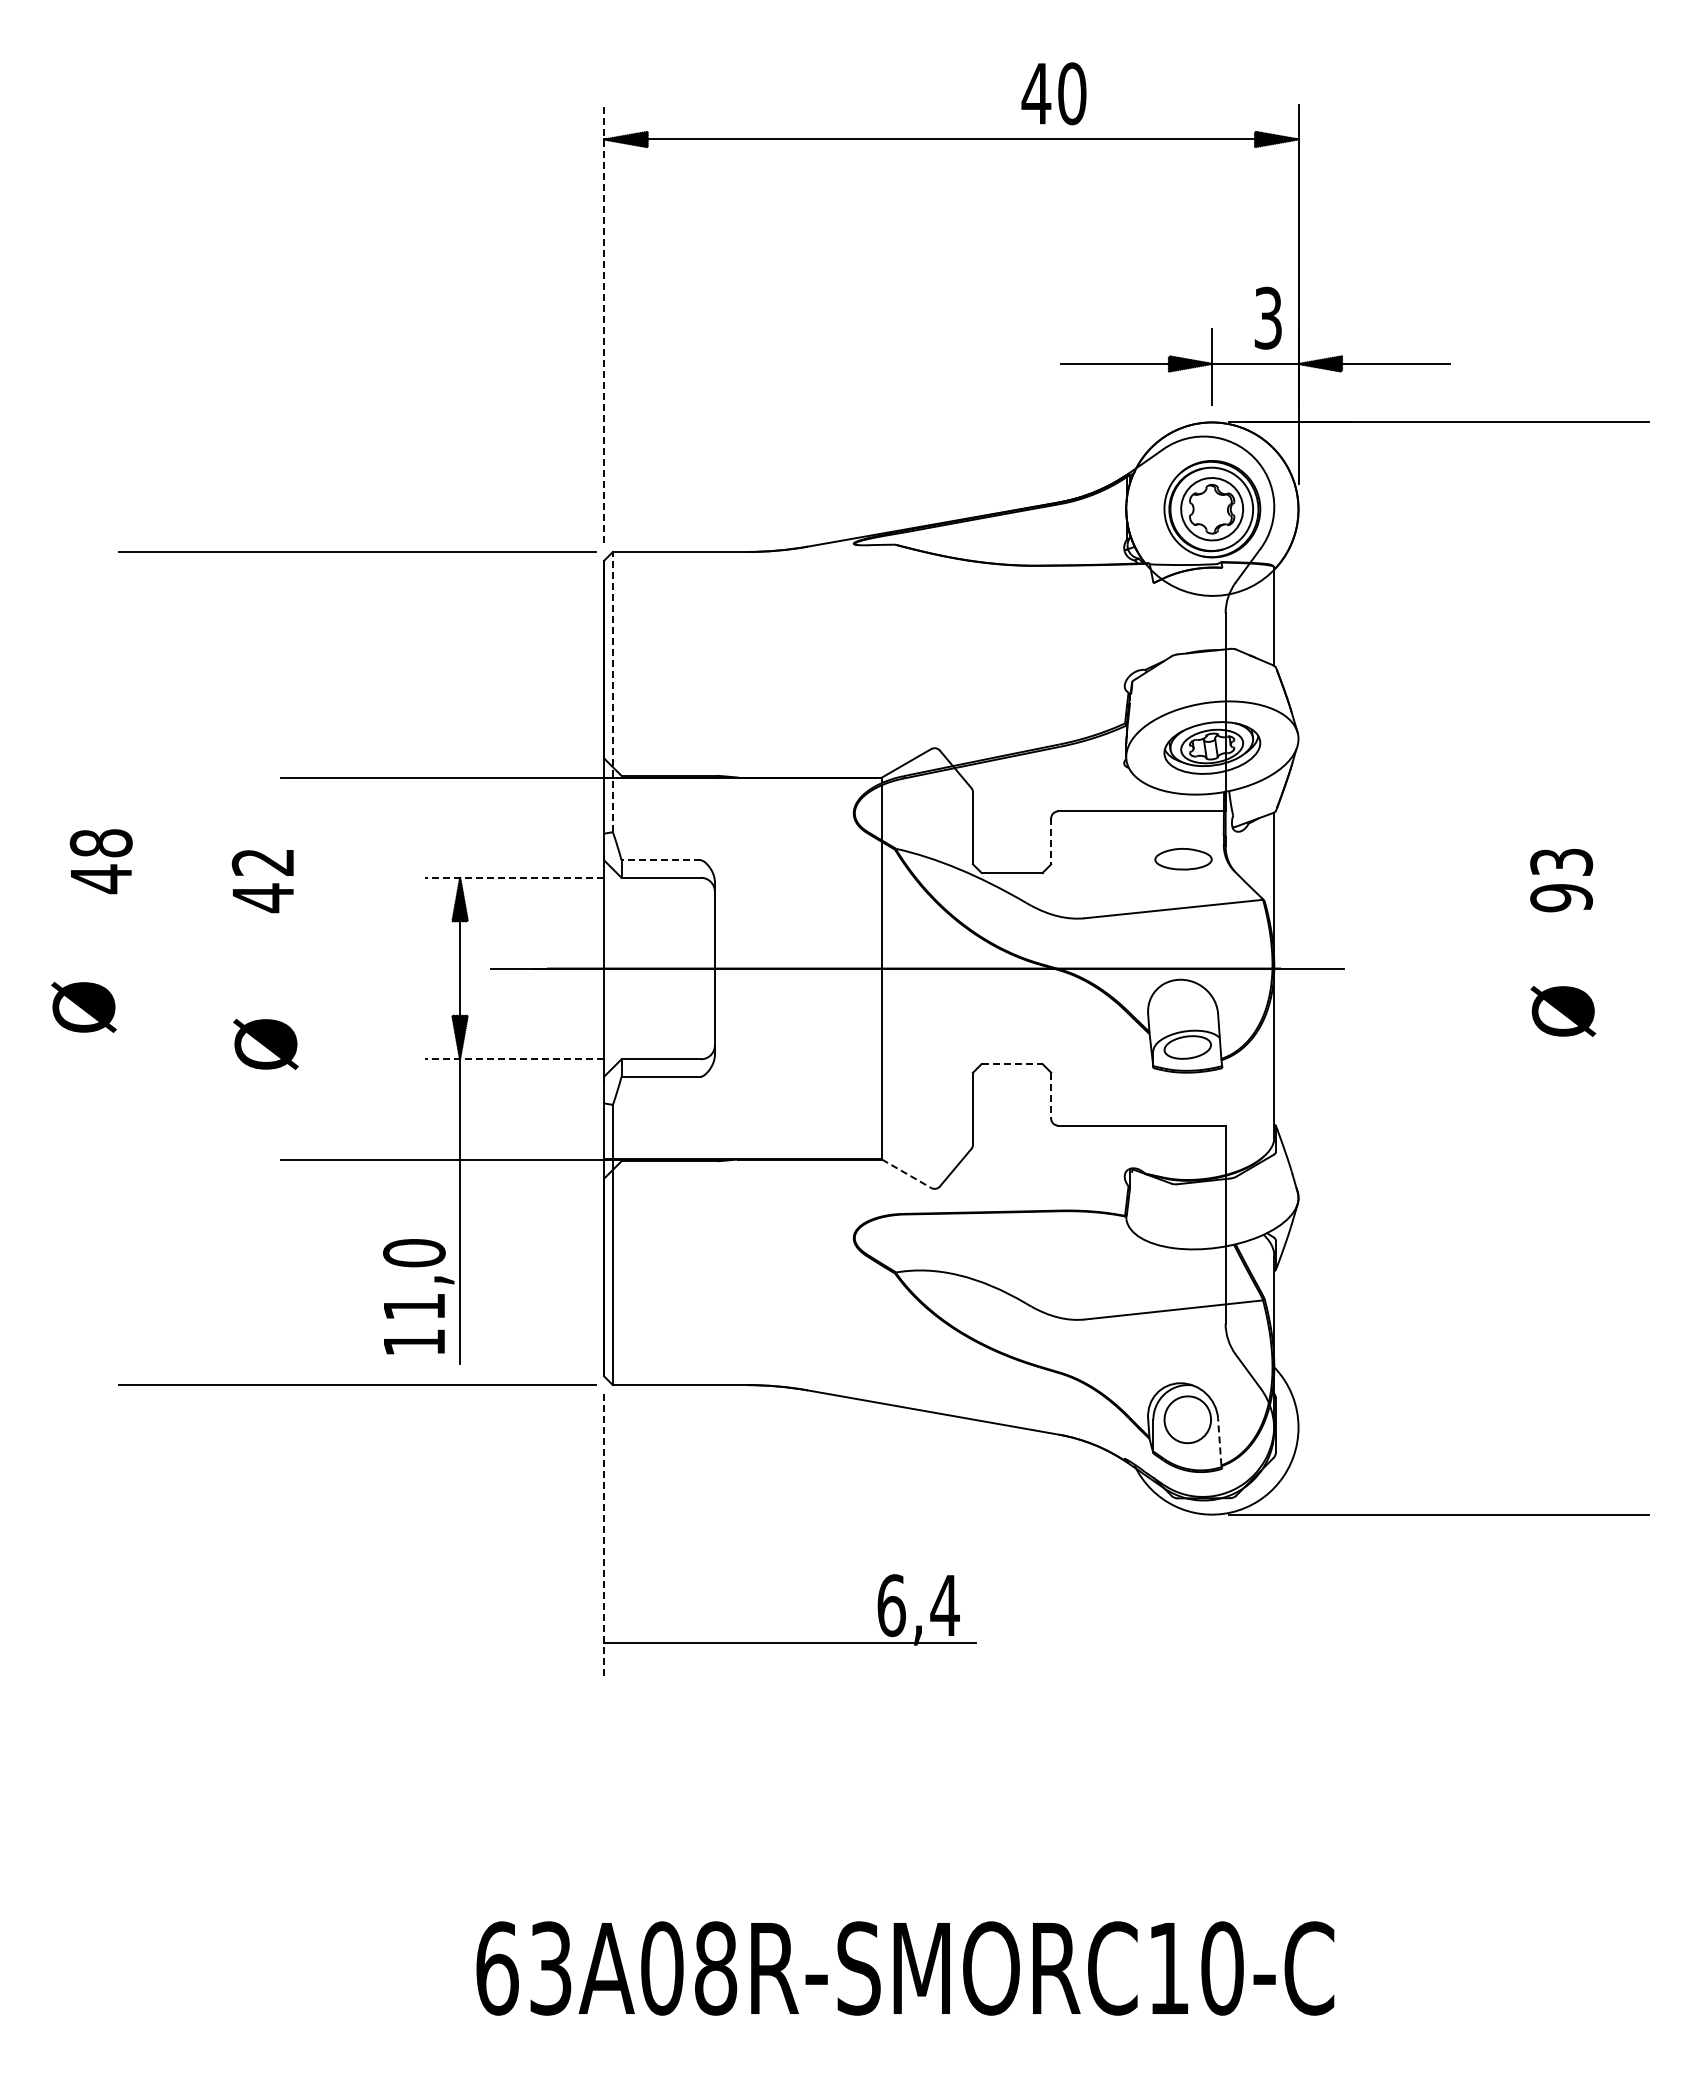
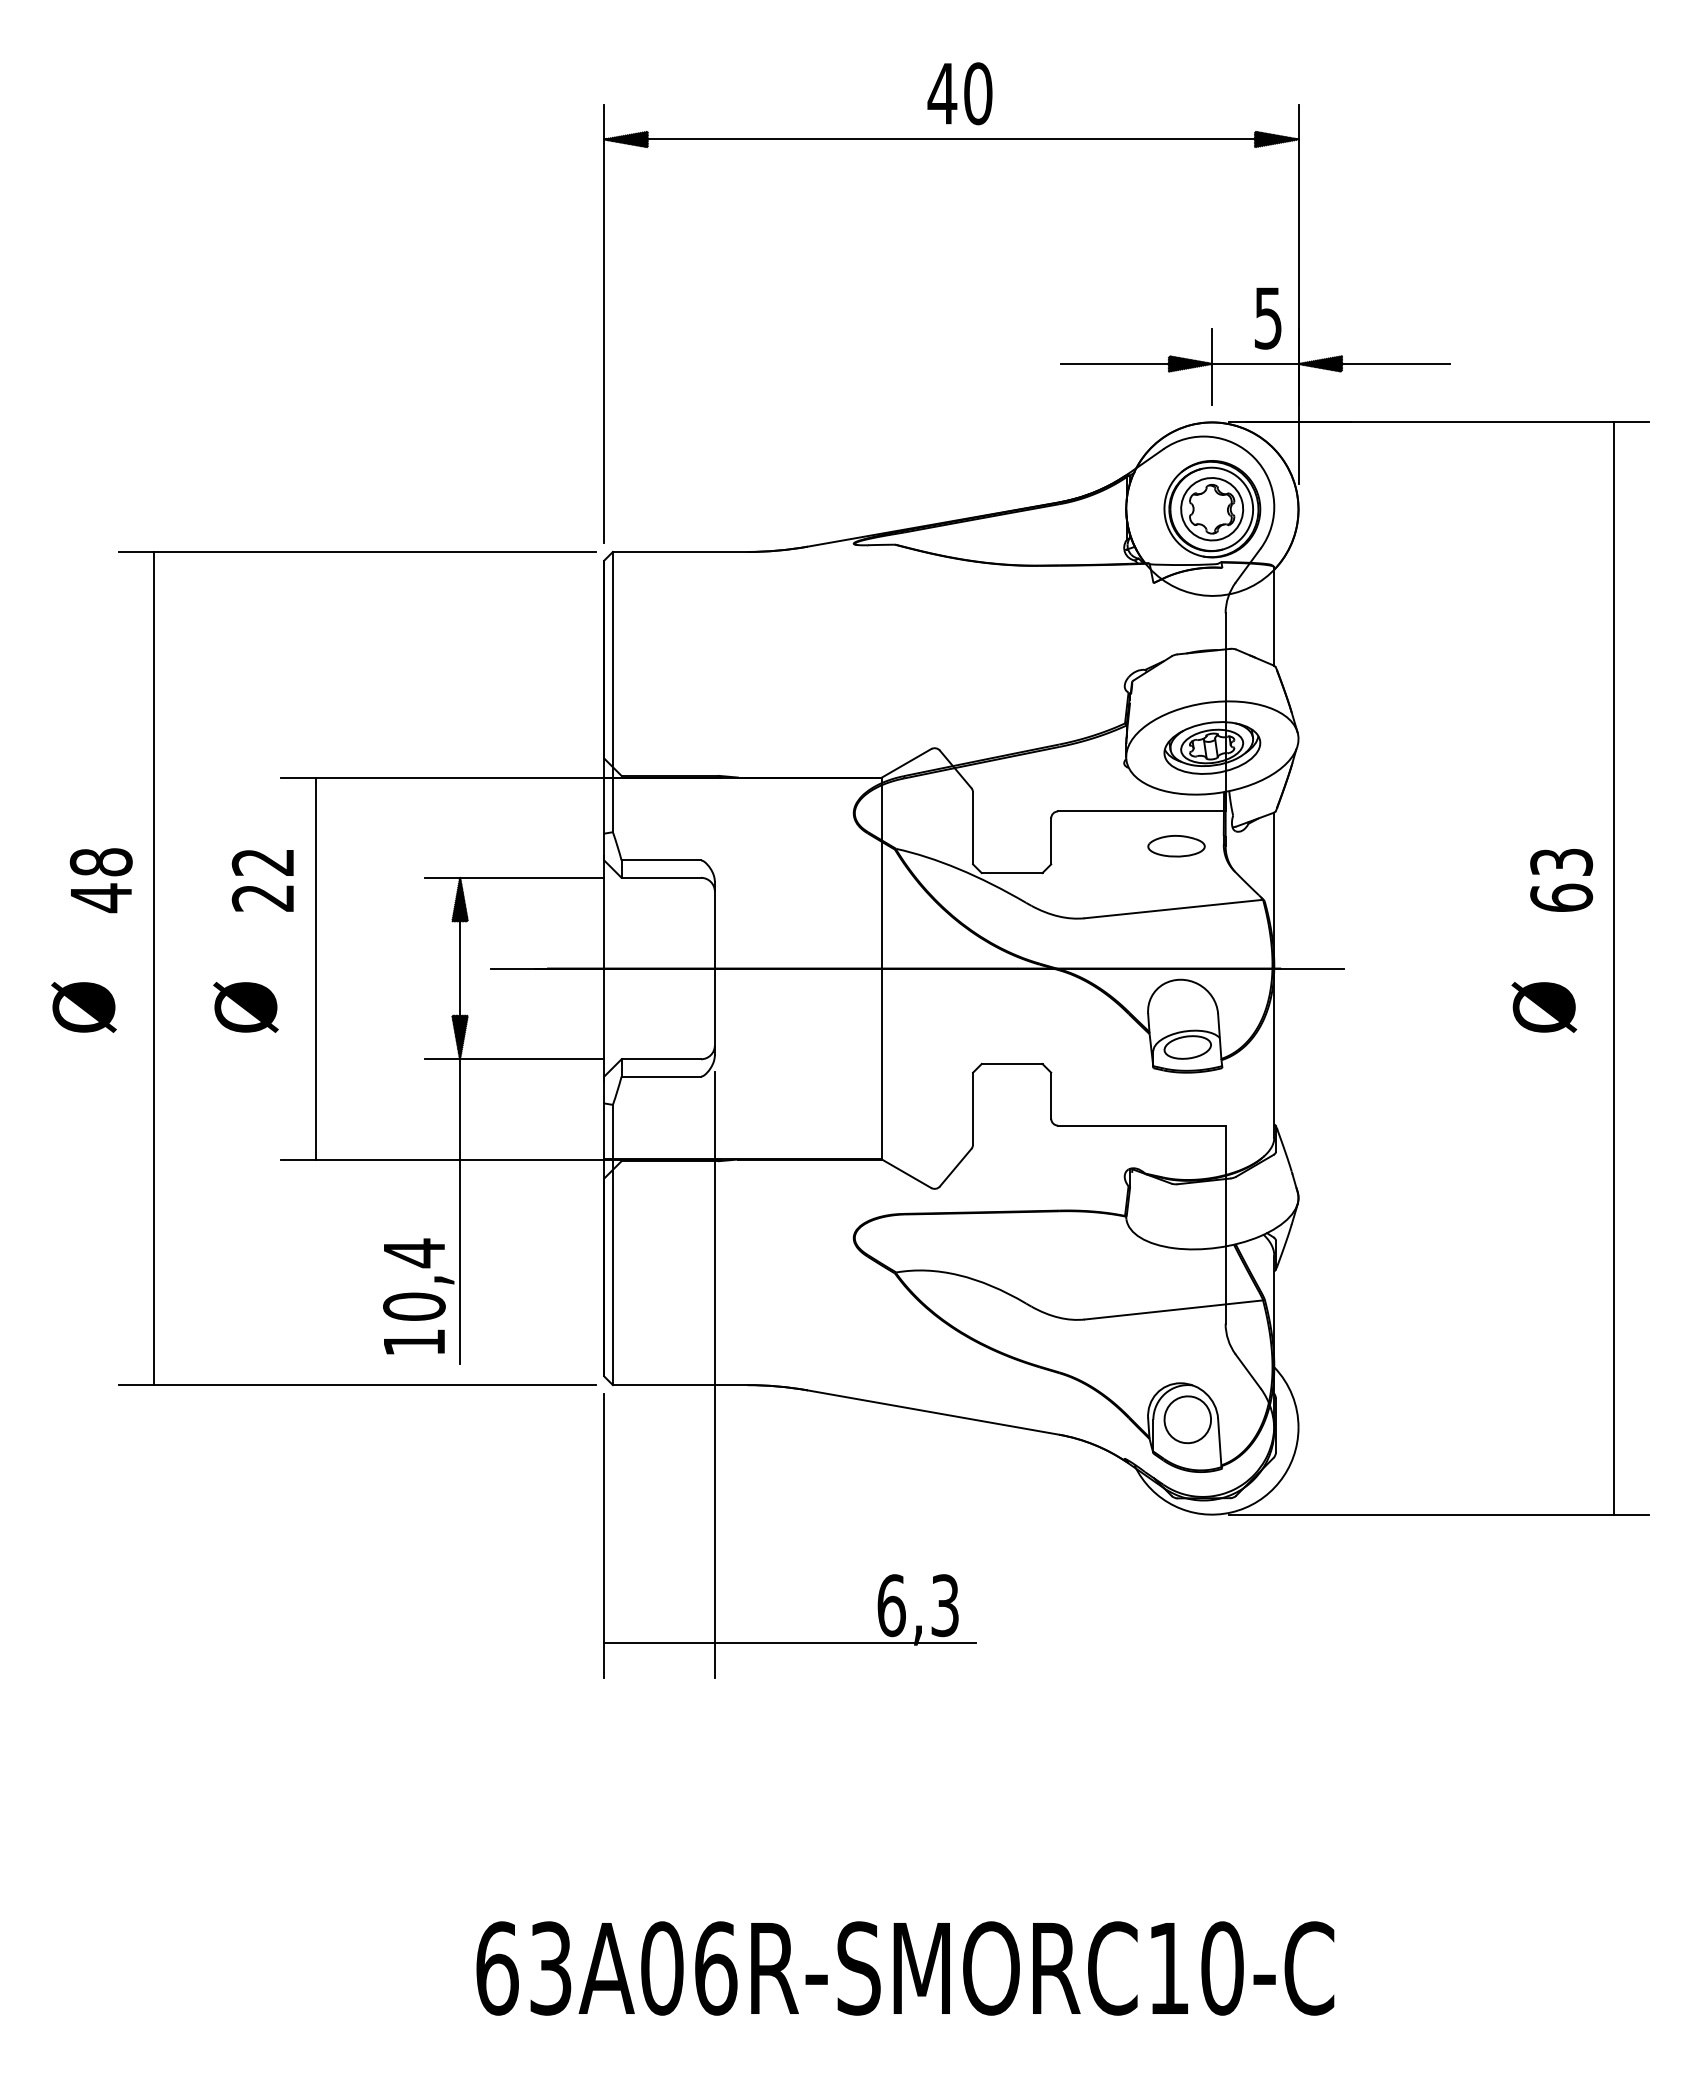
text position: (1053, 93) -> (959, 93) (959, 93)
text: 3 -> 5 (1268, 317)
line: dashed -> solid (604, 323)
line: dashed -> solid (612, 691)
line: dashed -> solid (1051, 841)
part position: (1183, 859) -> (1176, 846) (1176, 846)
line: dashed -> solid (661, 860)
text position: (100, 861) -> (100, 880) (100, 880)
line: dashed -> solid (514, 877)
text: 93 -> 63 (1561, 897)
text: 42 -> 22 (262, 898)
line: none -> present (154, 968)
line: none -> present (316, 968)
line: none -> present (1614, 968)
text position: (1563, 1011) -> (1544, 1007) (1544, 1007)
text position: (265, 1044) -> (245, 1007) (245, 1007)
line: dashed -> solid (514, 1059)
line: dashed -> solid (1012, 1064)
line: dashed -> solid (1051, 1095)
line: dashed -> solid (907, 1174)
text: 11,0 -> 10,4 (414, 1279)
line: none -> present (714, 1374)
line: dashed -> solid (1219, 1441)
line: dashed -> solid (604, 1536)
text: 6,4 -> 6,3 (944, 1605)
text: 63A08R-SMORC10-C -> 63A06R-SMORC10-C (716, 1968)
